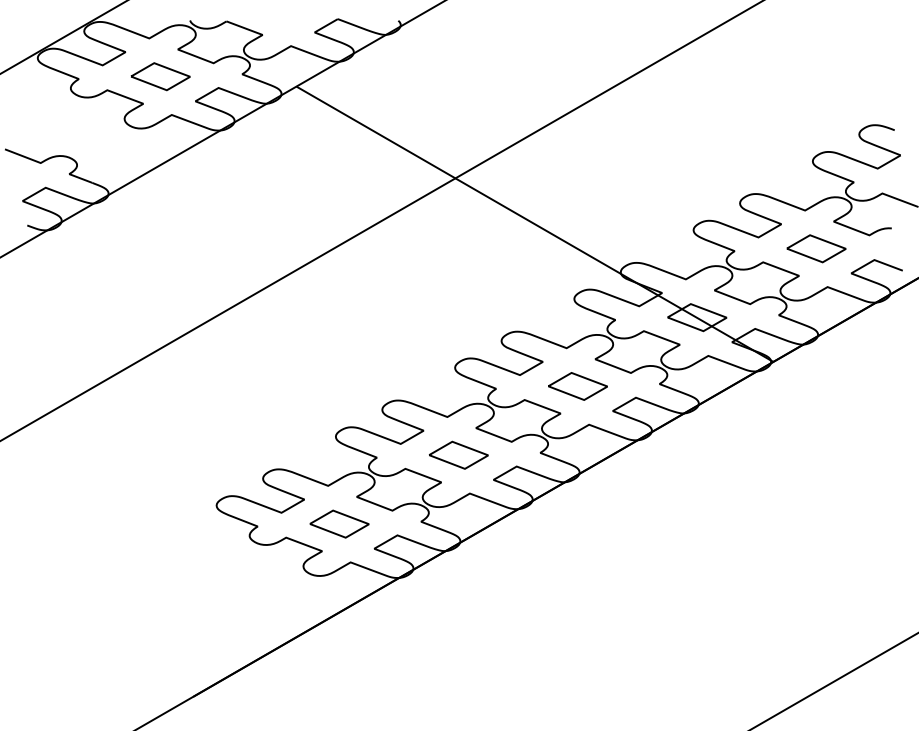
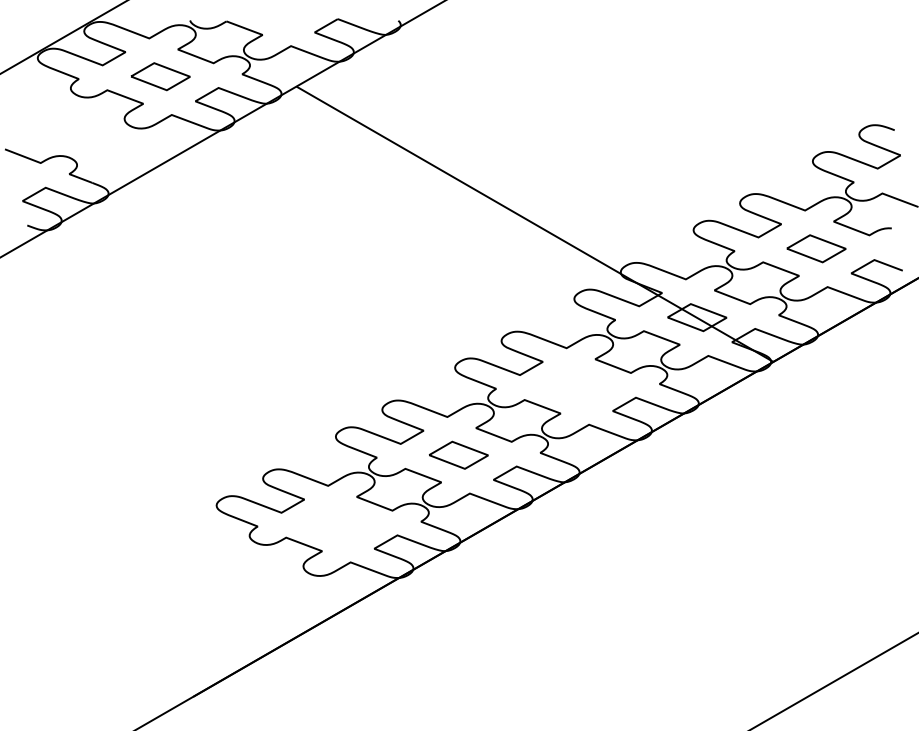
line: present -> none (381, 221)
curve: present -> none (575, 395)
curve: present -> none (342, 515)
